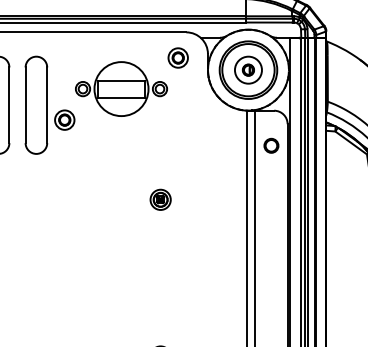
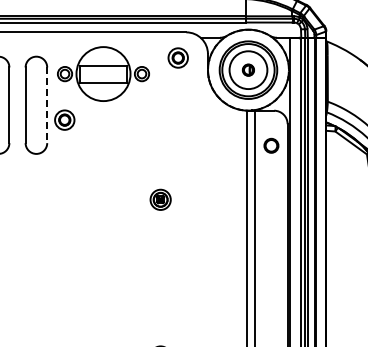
circle diameter: 27 px -> 38 px (248, 70)
part position: (121, 88) -> (103, 73) (103, 73)
line: solid -> dashed (47, 105)
